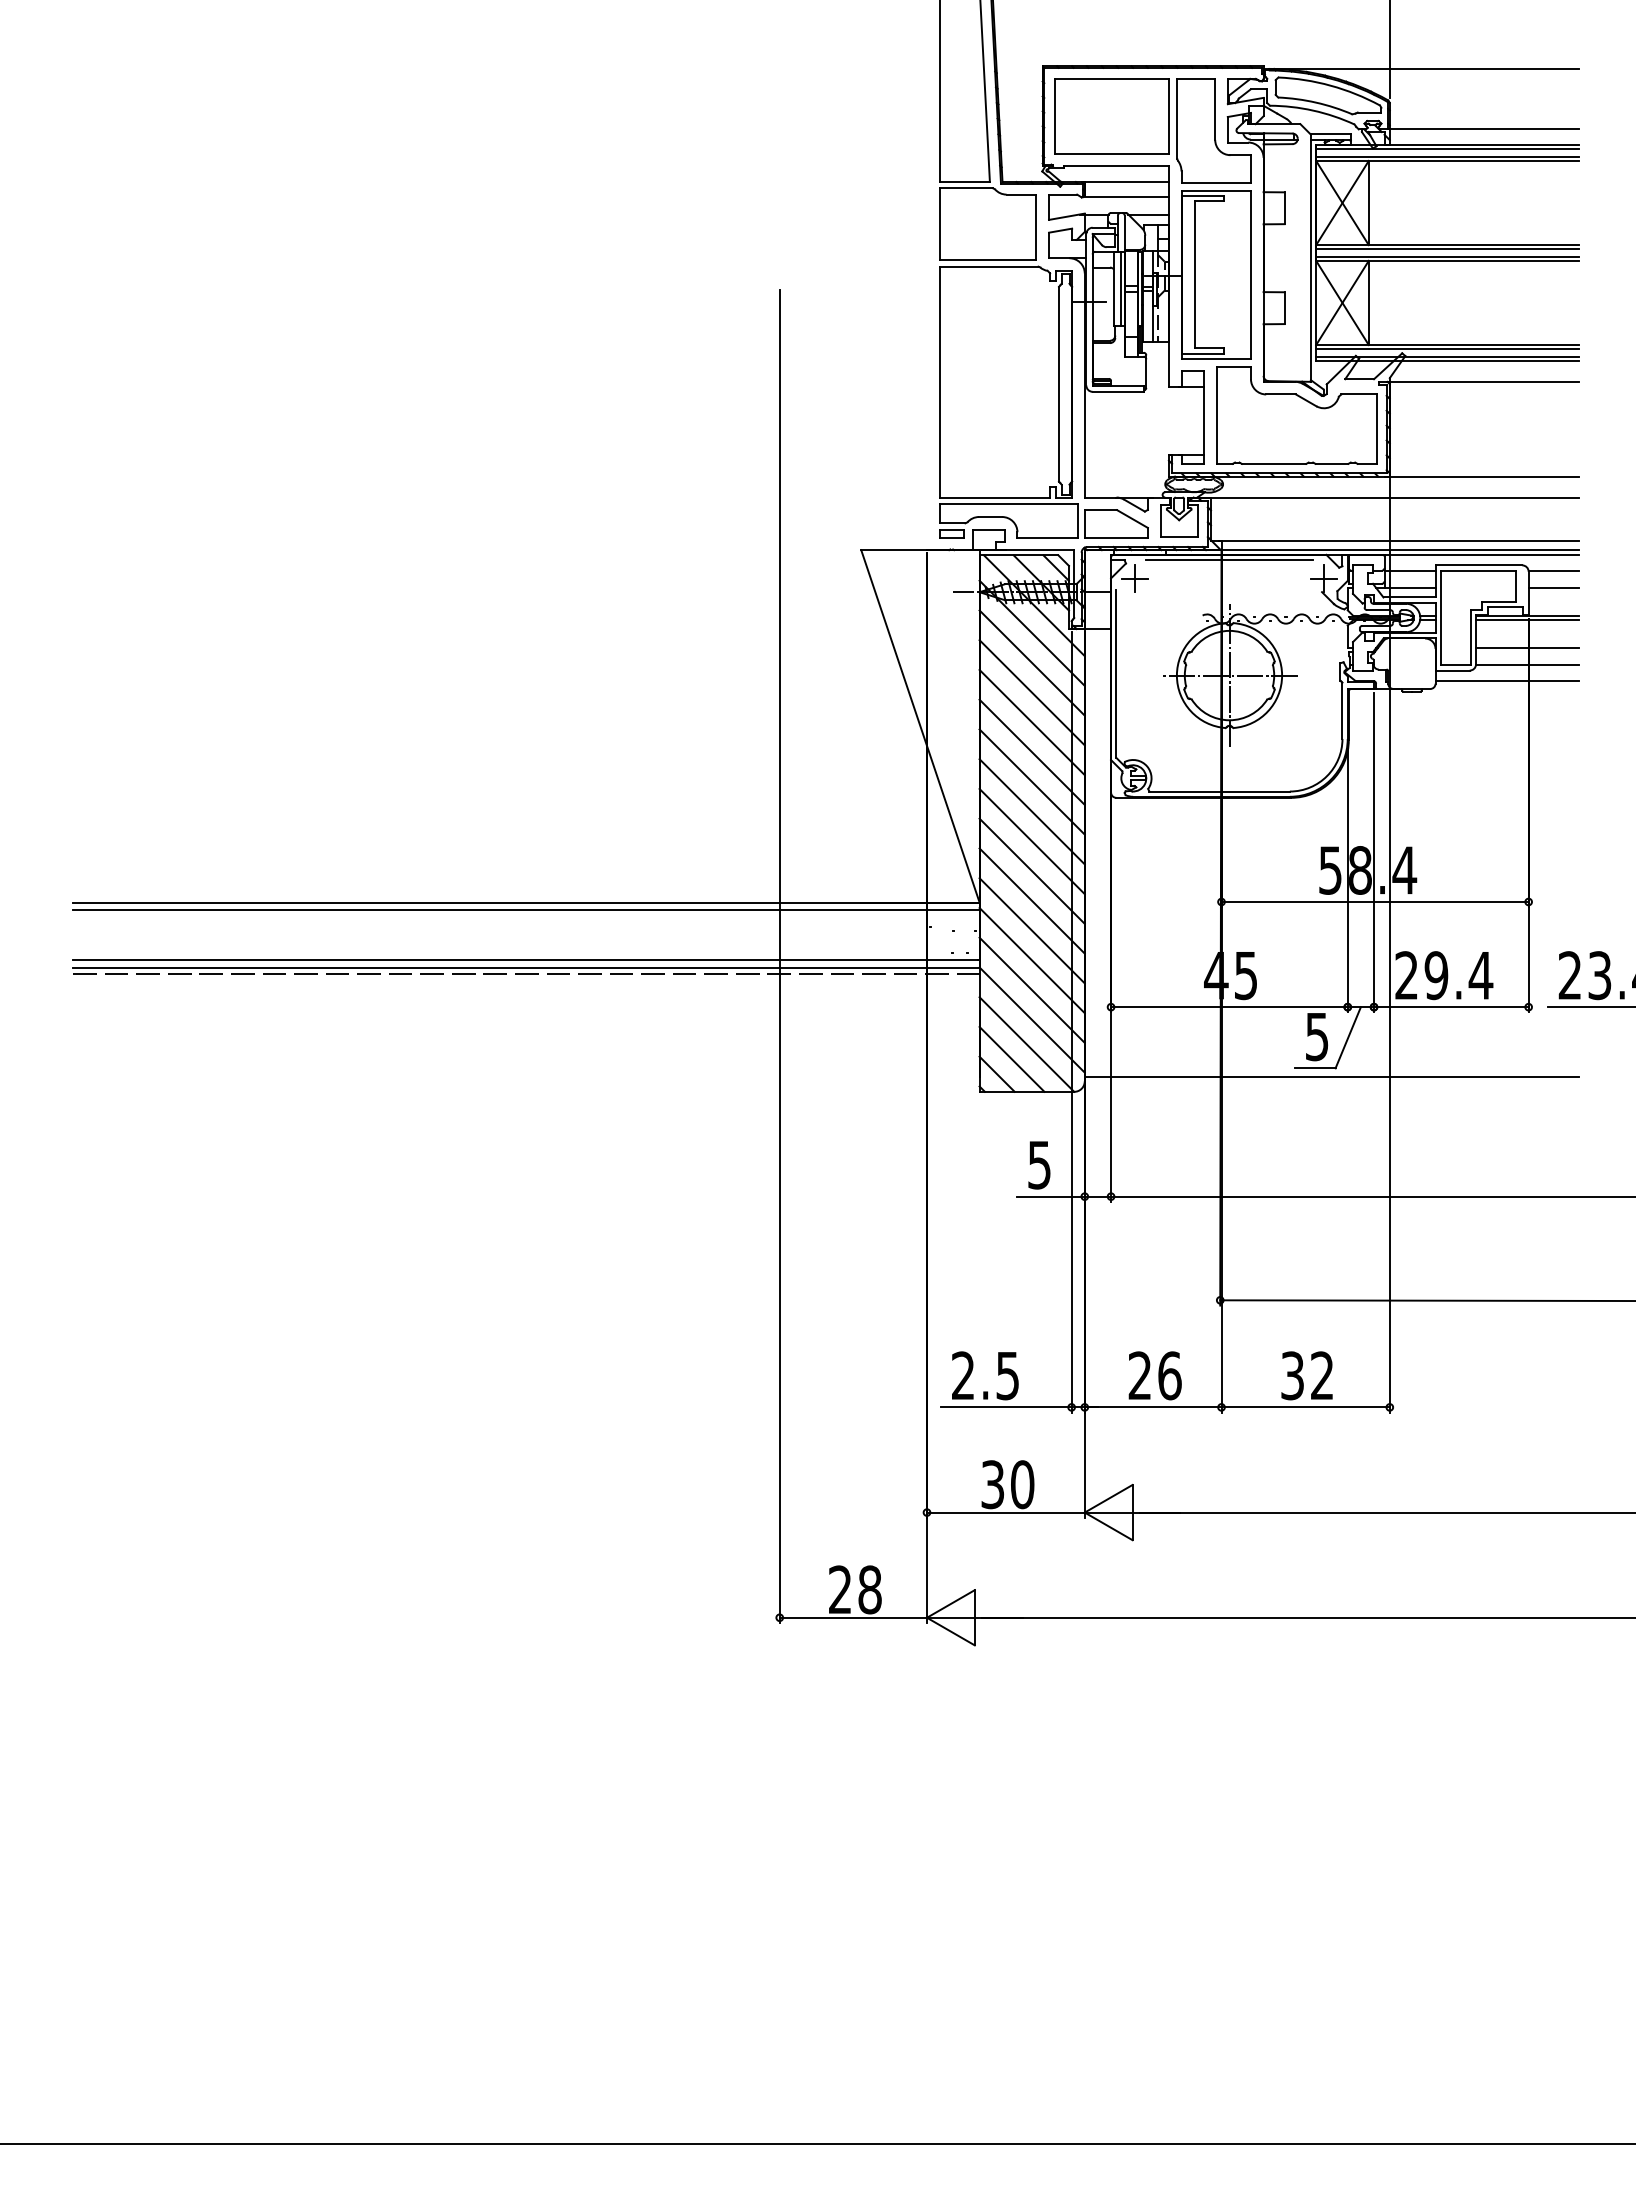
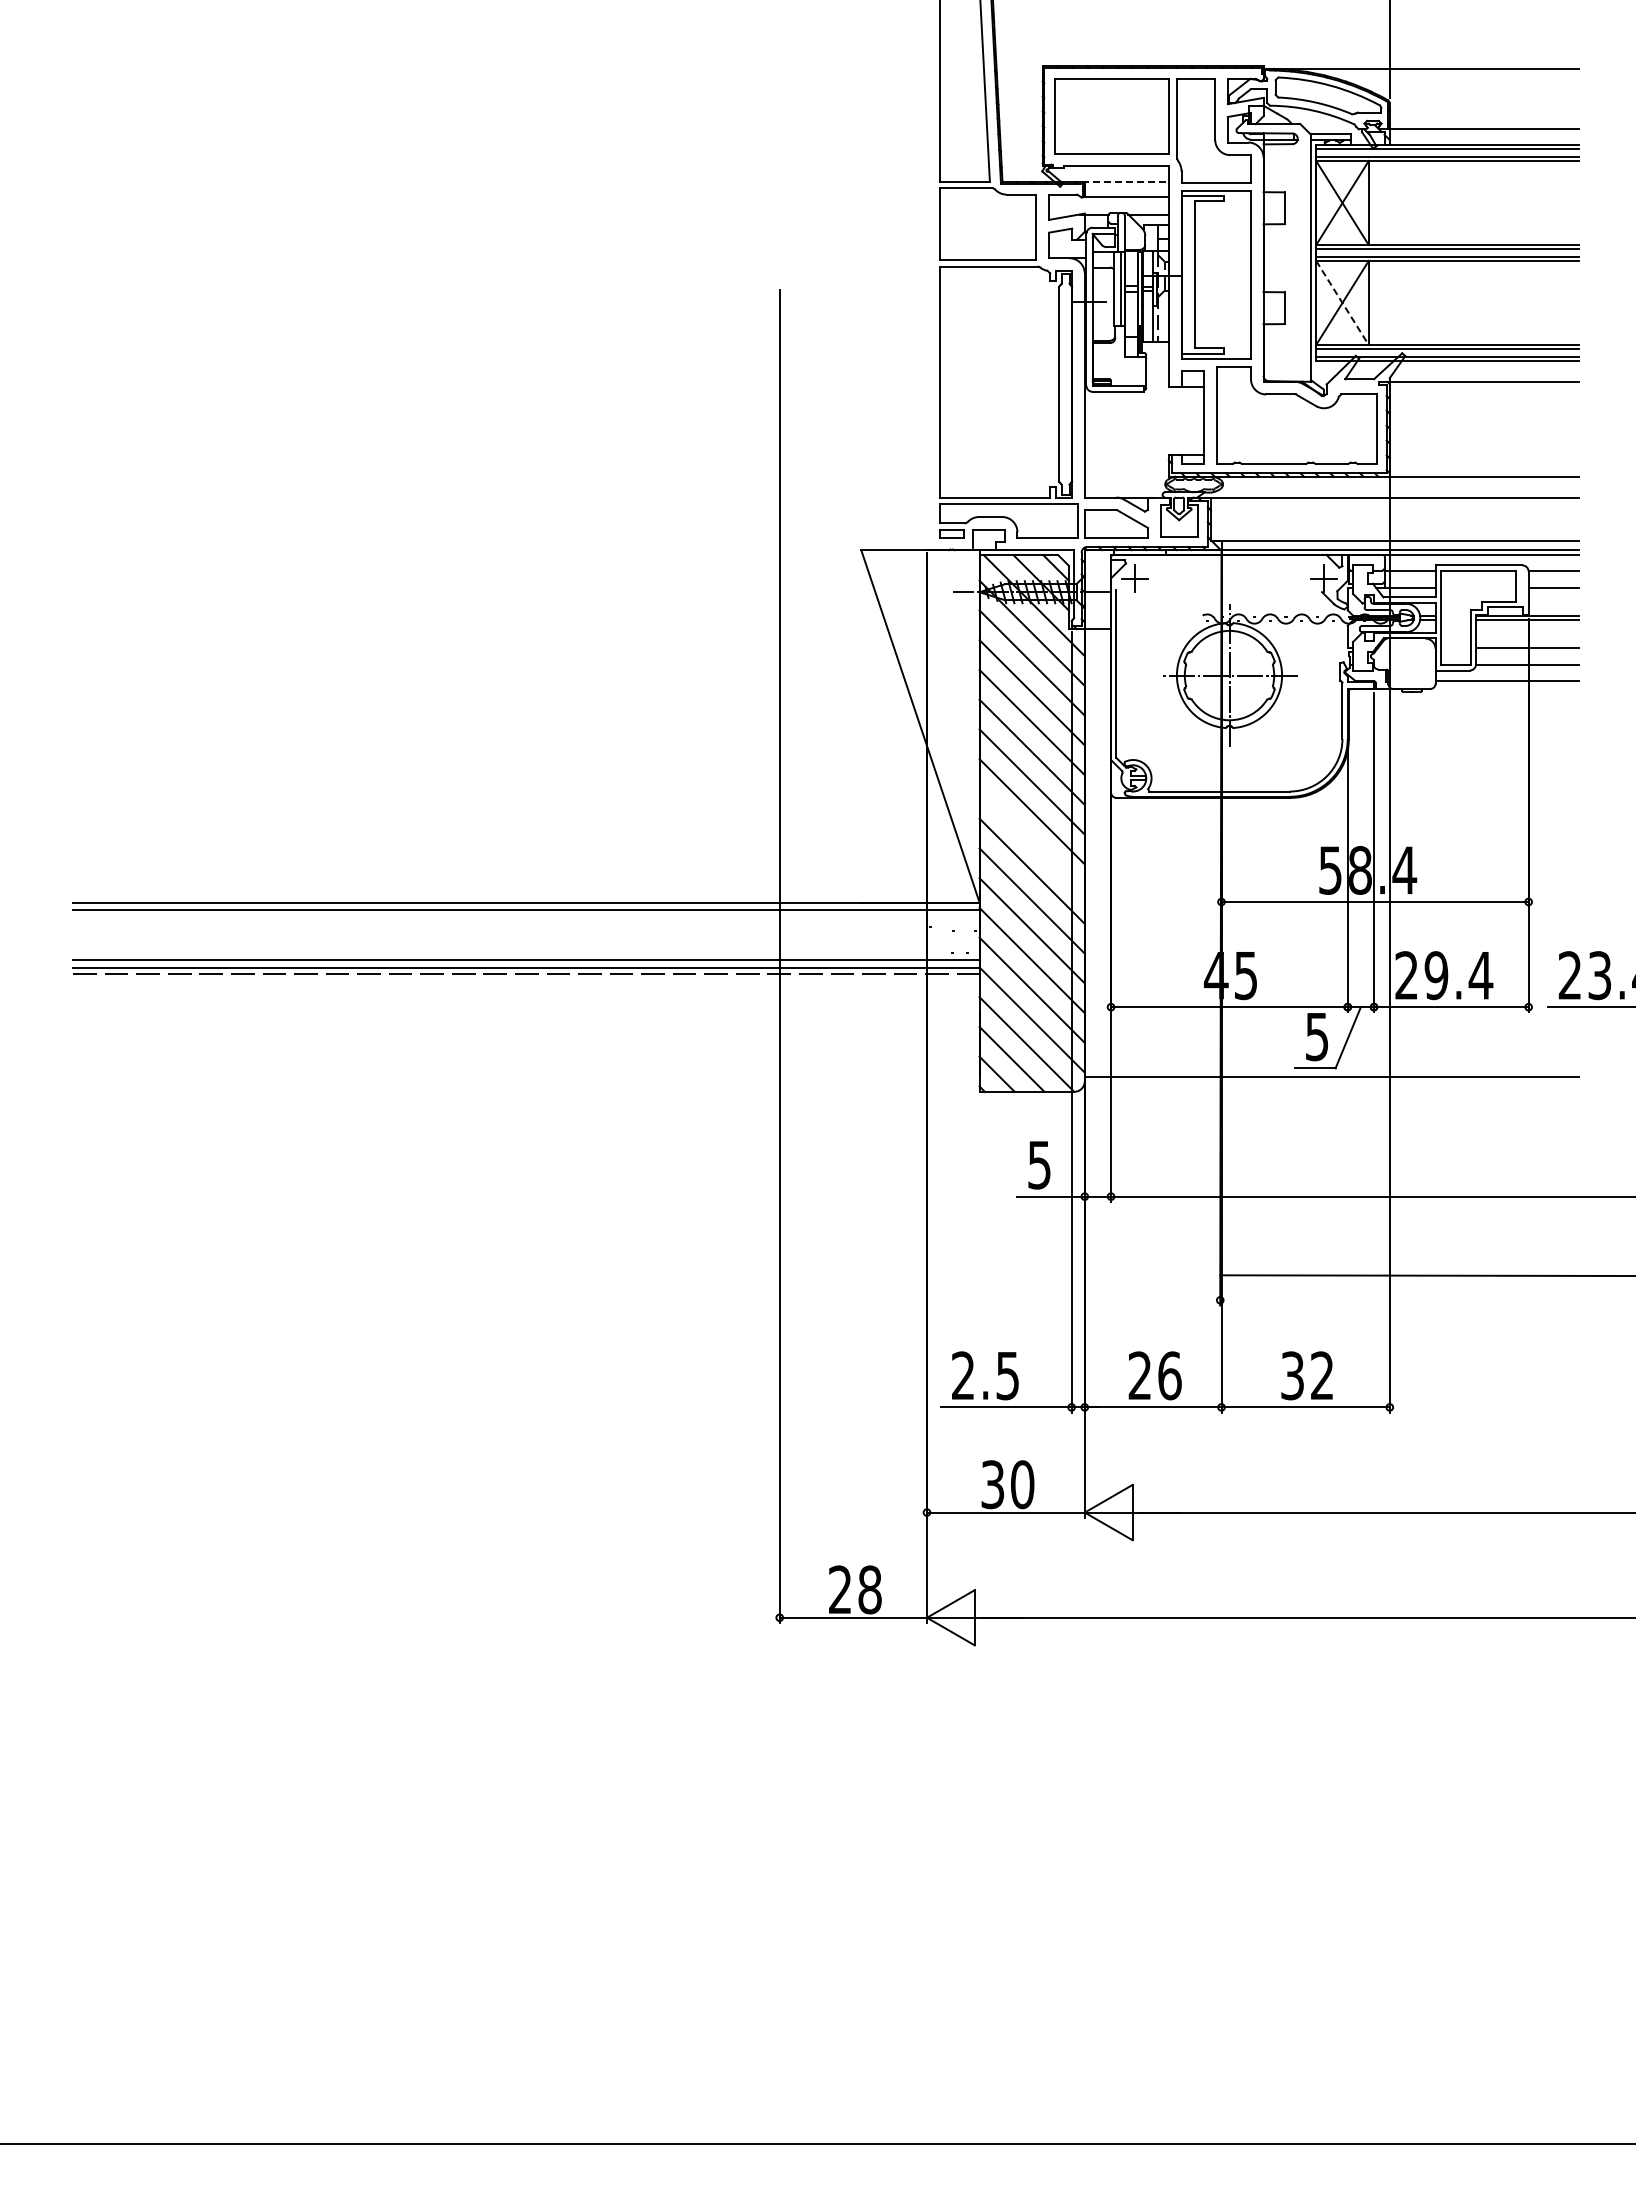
line: solid -> dashed (1126, 182)
line: solid -> dashed (1342, 302)
line: present -> none (1229, 560)
line: present -> none (1031, 841)
line position: (1426, 1300) -> (1426, 1275) (1426, 1275)
